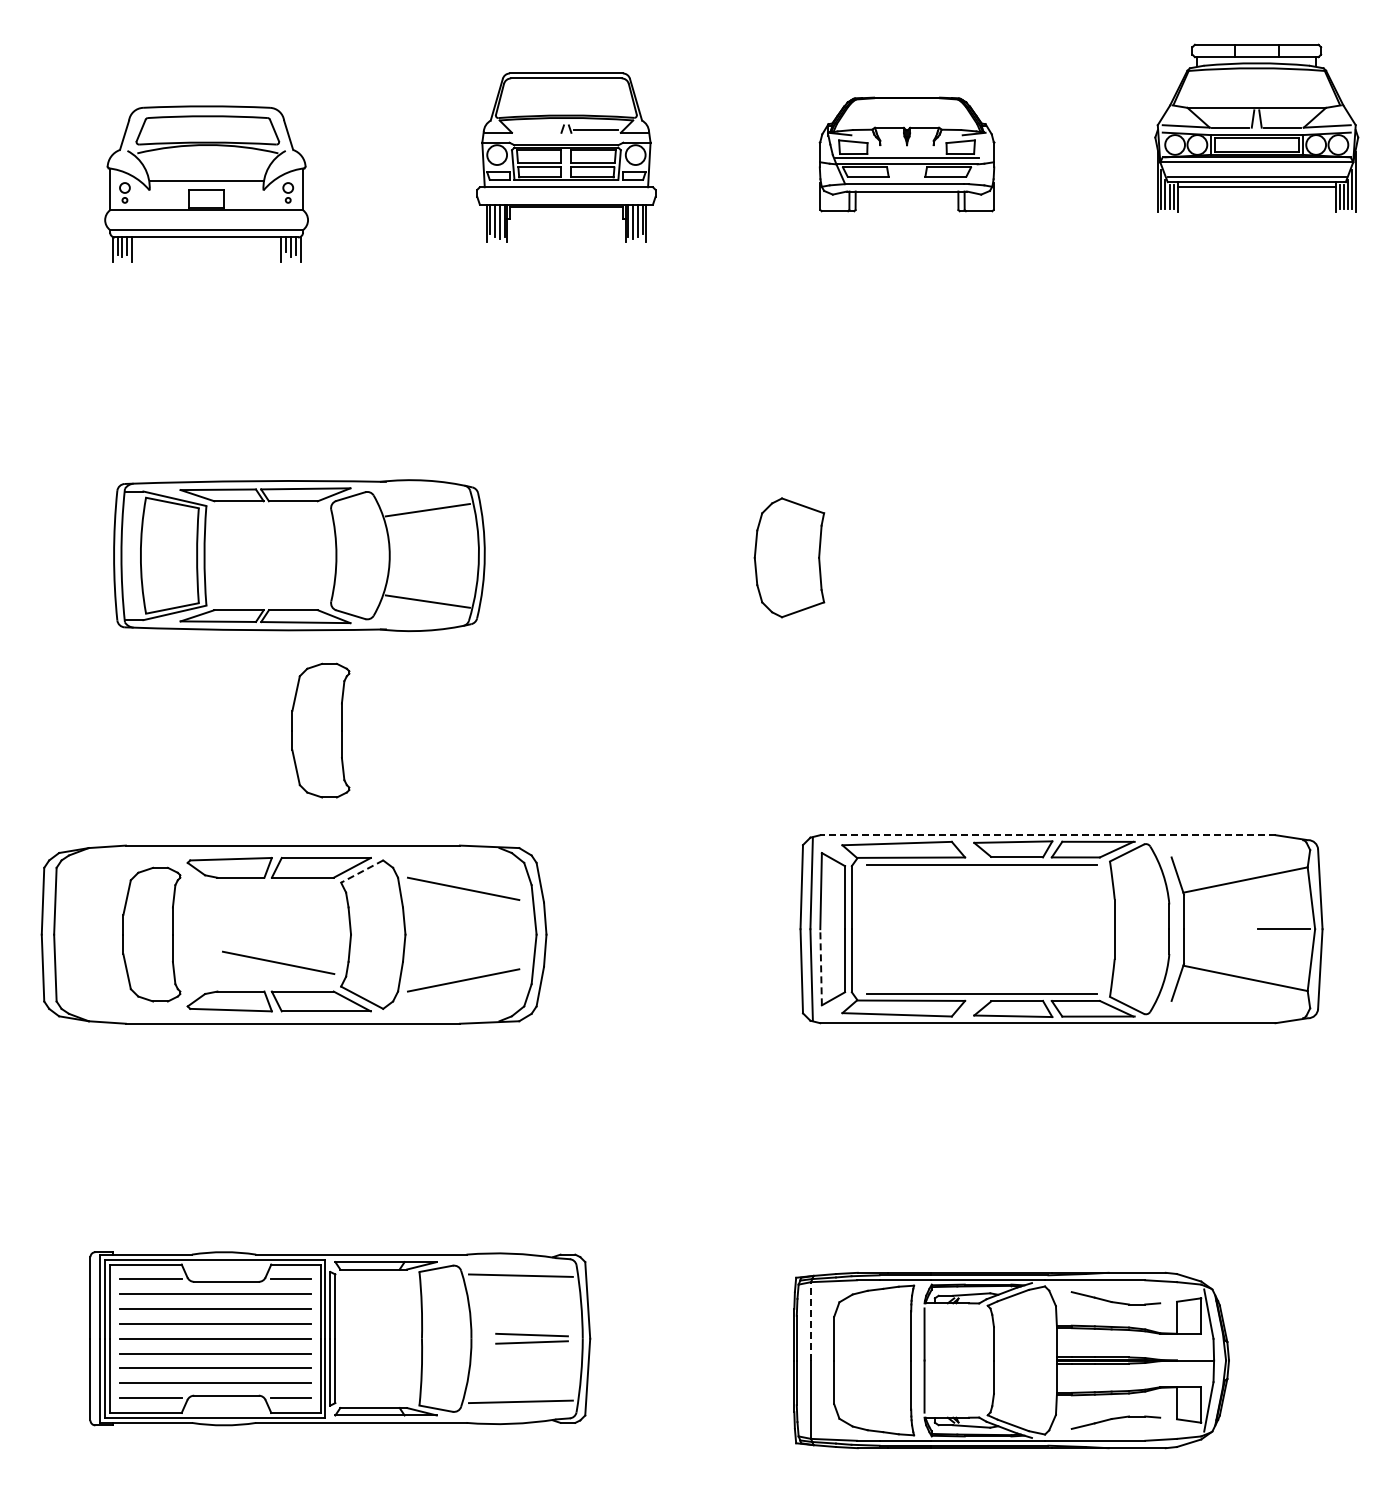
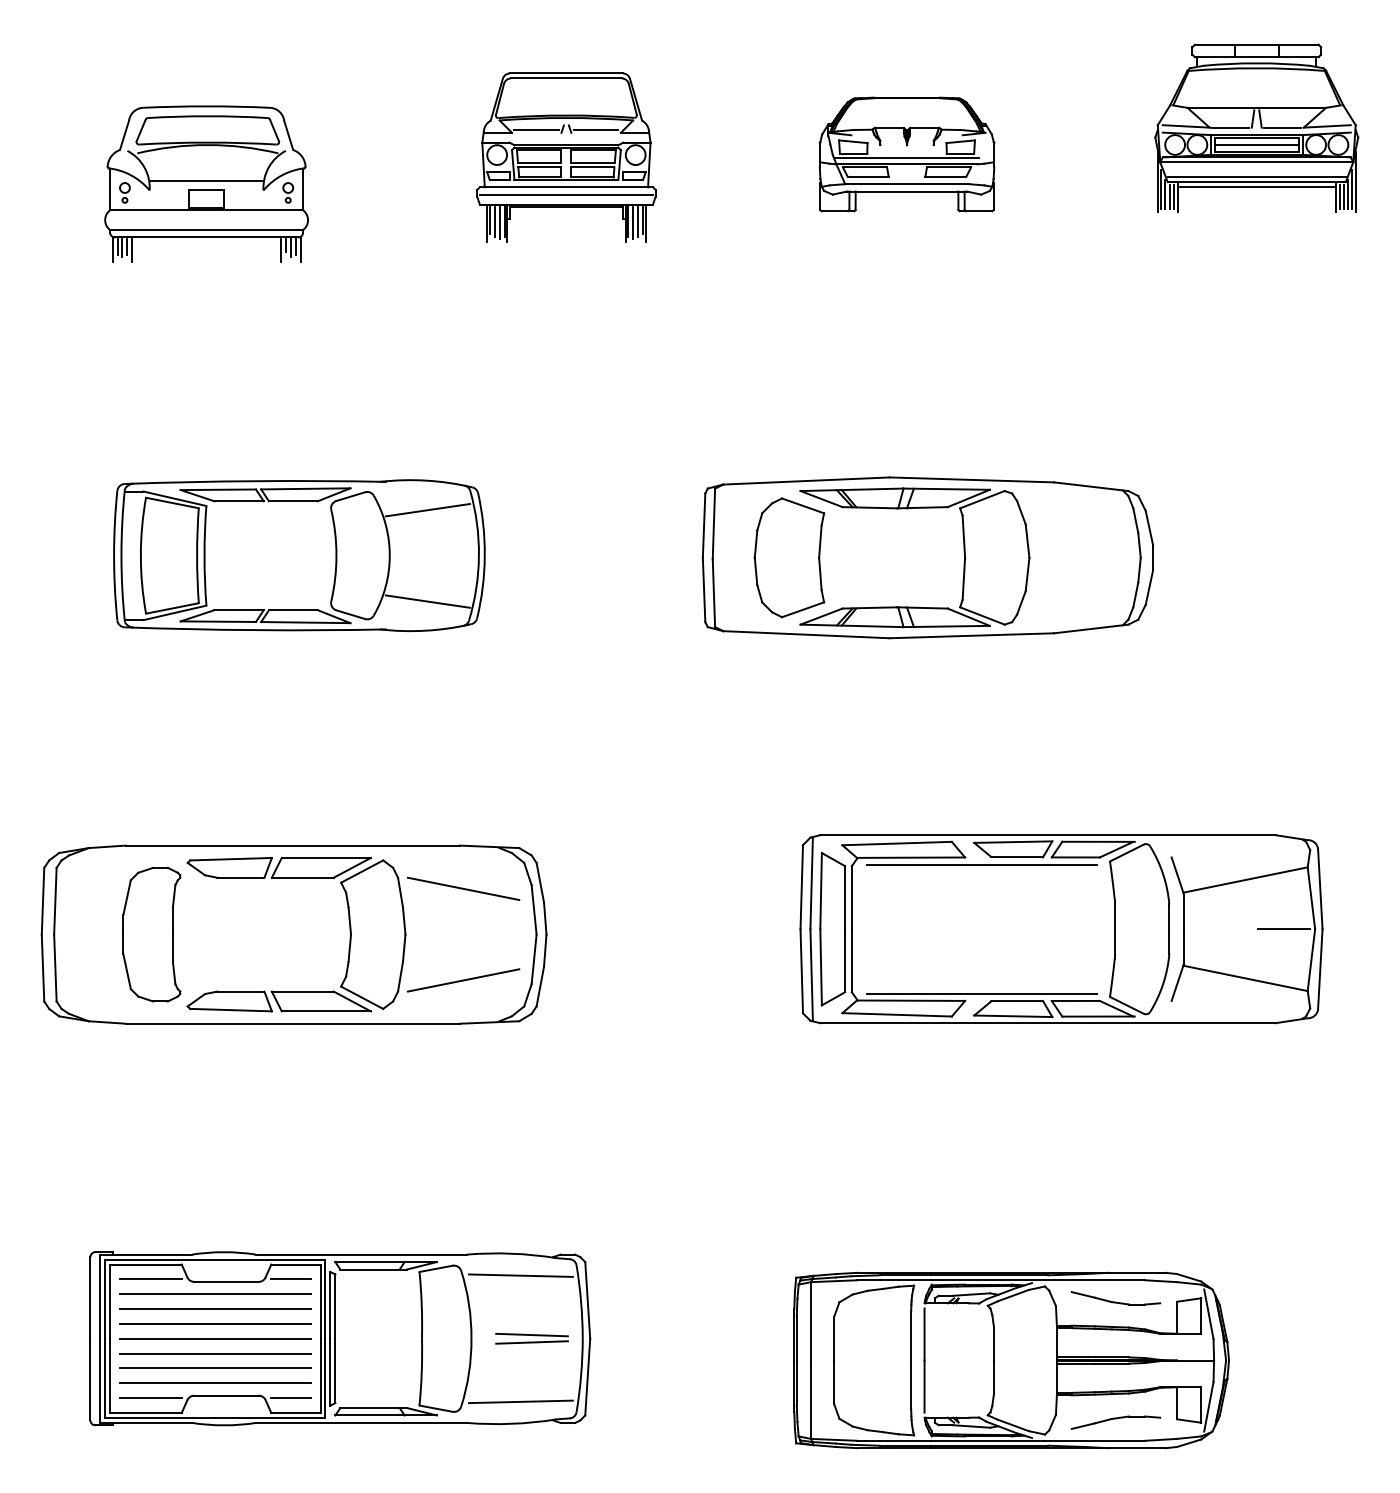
line: none -> present (536, 130)
line: none -> present (1256, 144)
line: none -> present (566, 194)
part: none -> present (927, 557)
part: present -> none (320, 730)
line: dashed -> solid (1047, 835)
line: dashed -> solid (362, 871)
line: present -> none (278, 962)
line: dashed -> solid (821, 966)
line: dashed -> solid (811, 1320)
